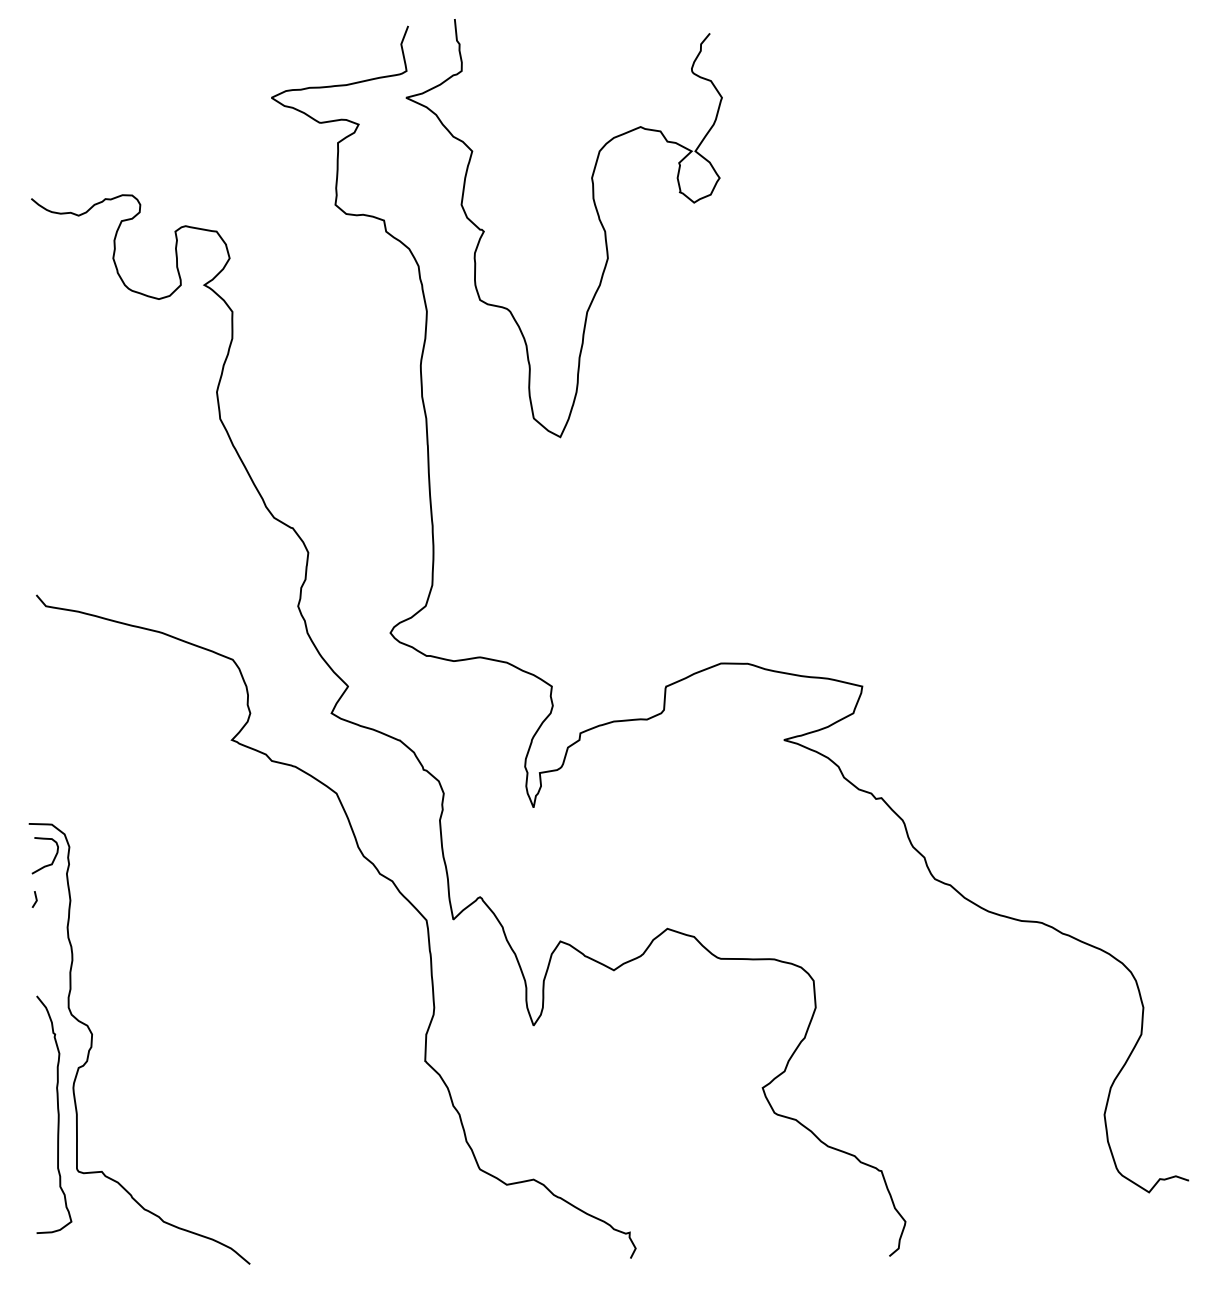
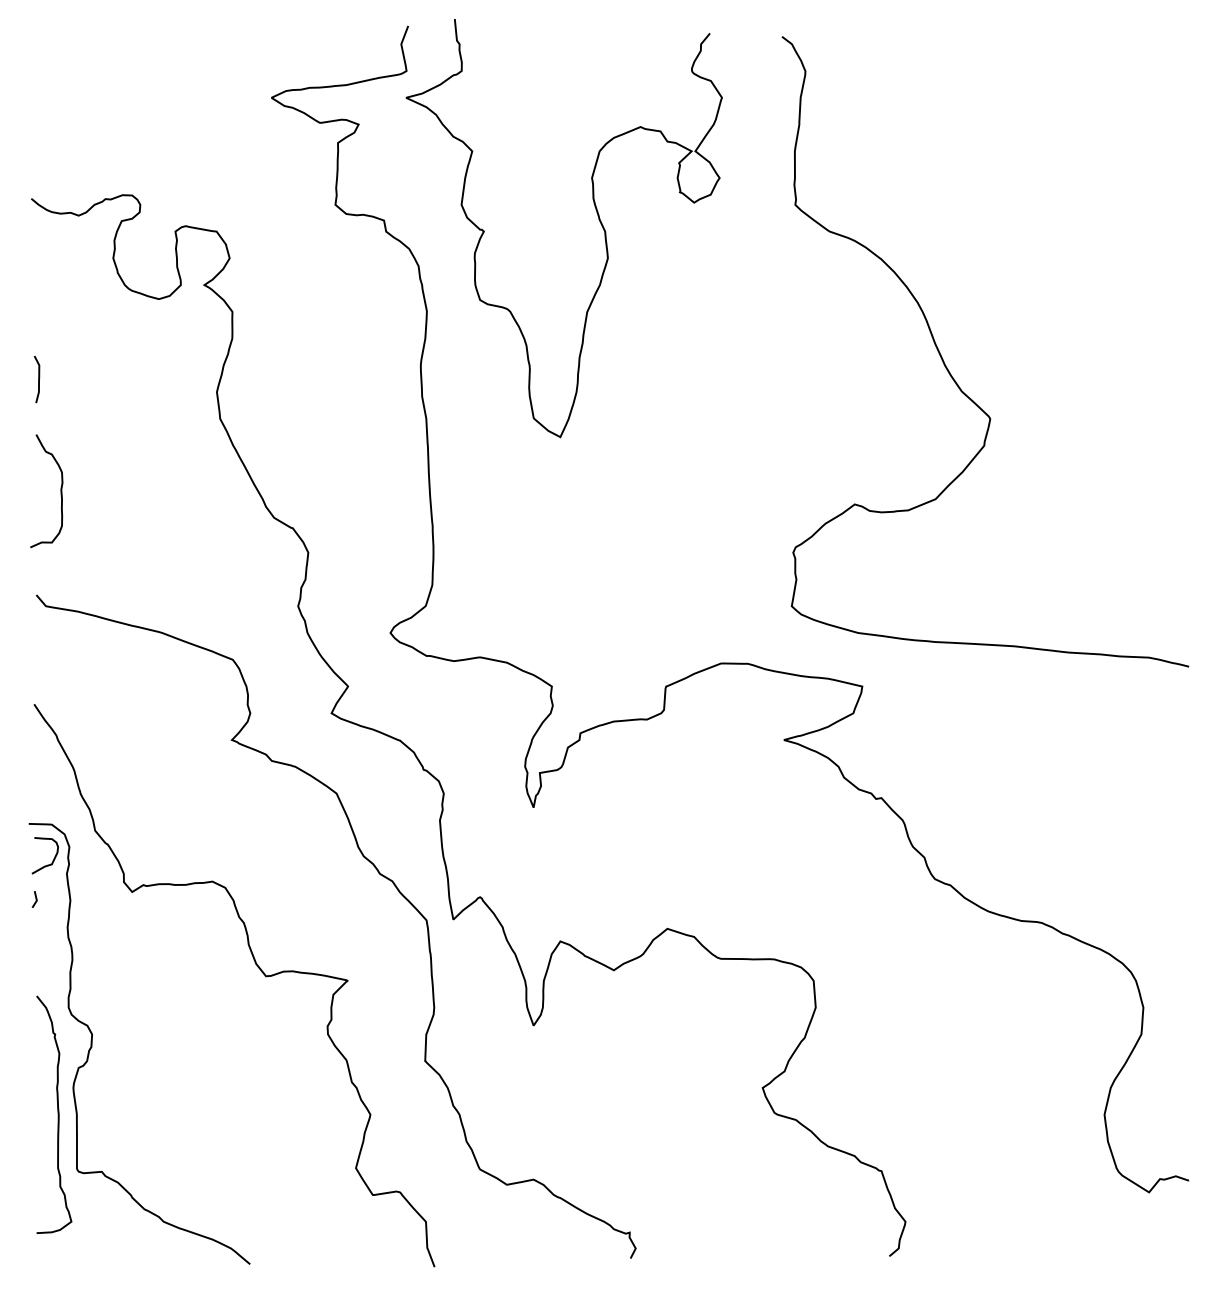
curve: none -> present (949, 370)
curve: none -> present (38, 379)
curve: none -> present (60, 491)
curve: none -> present (257, 967)
